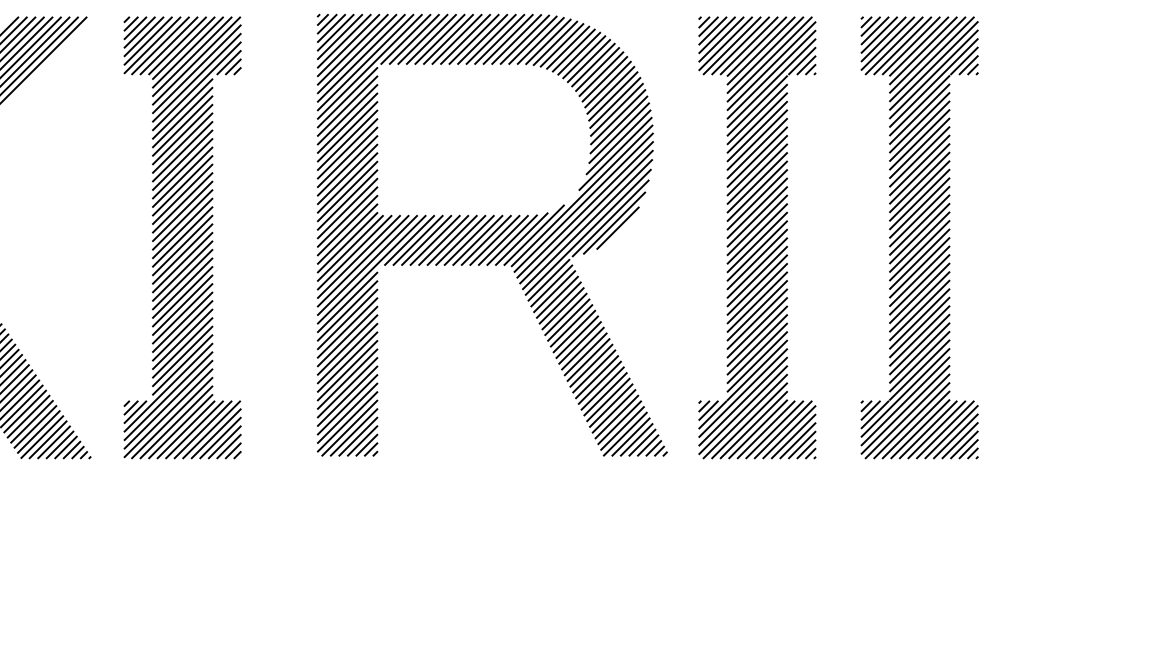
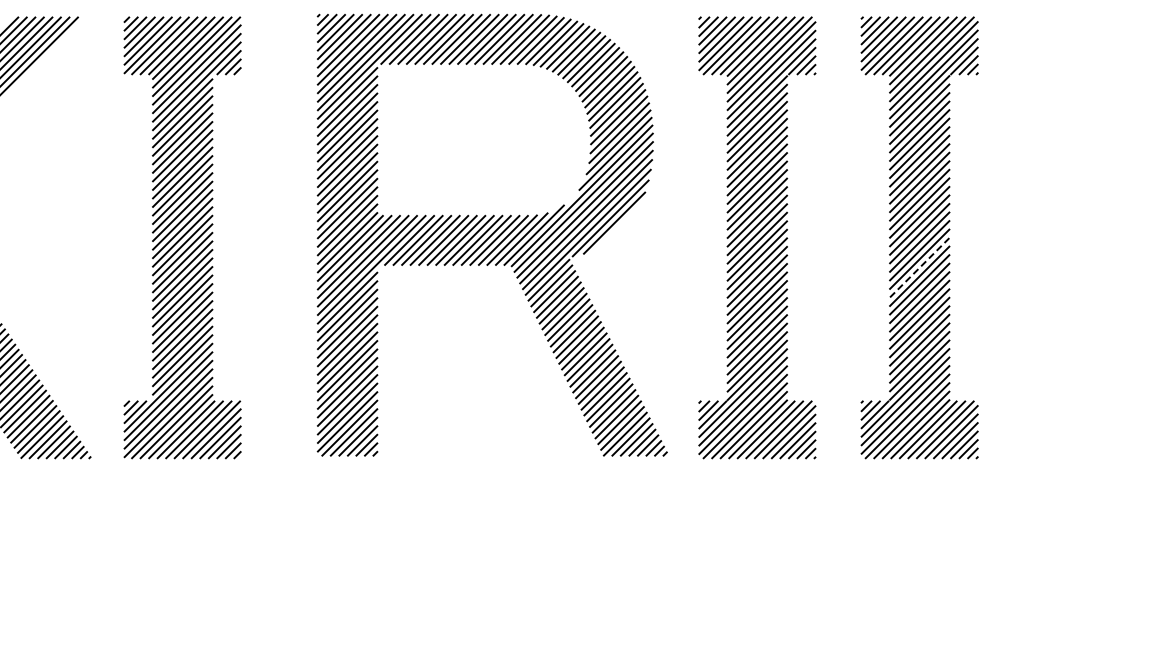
line: present -> none (44, 59)
line: present -> none (617, 227)
line: solid -> dashed (919, 267)
